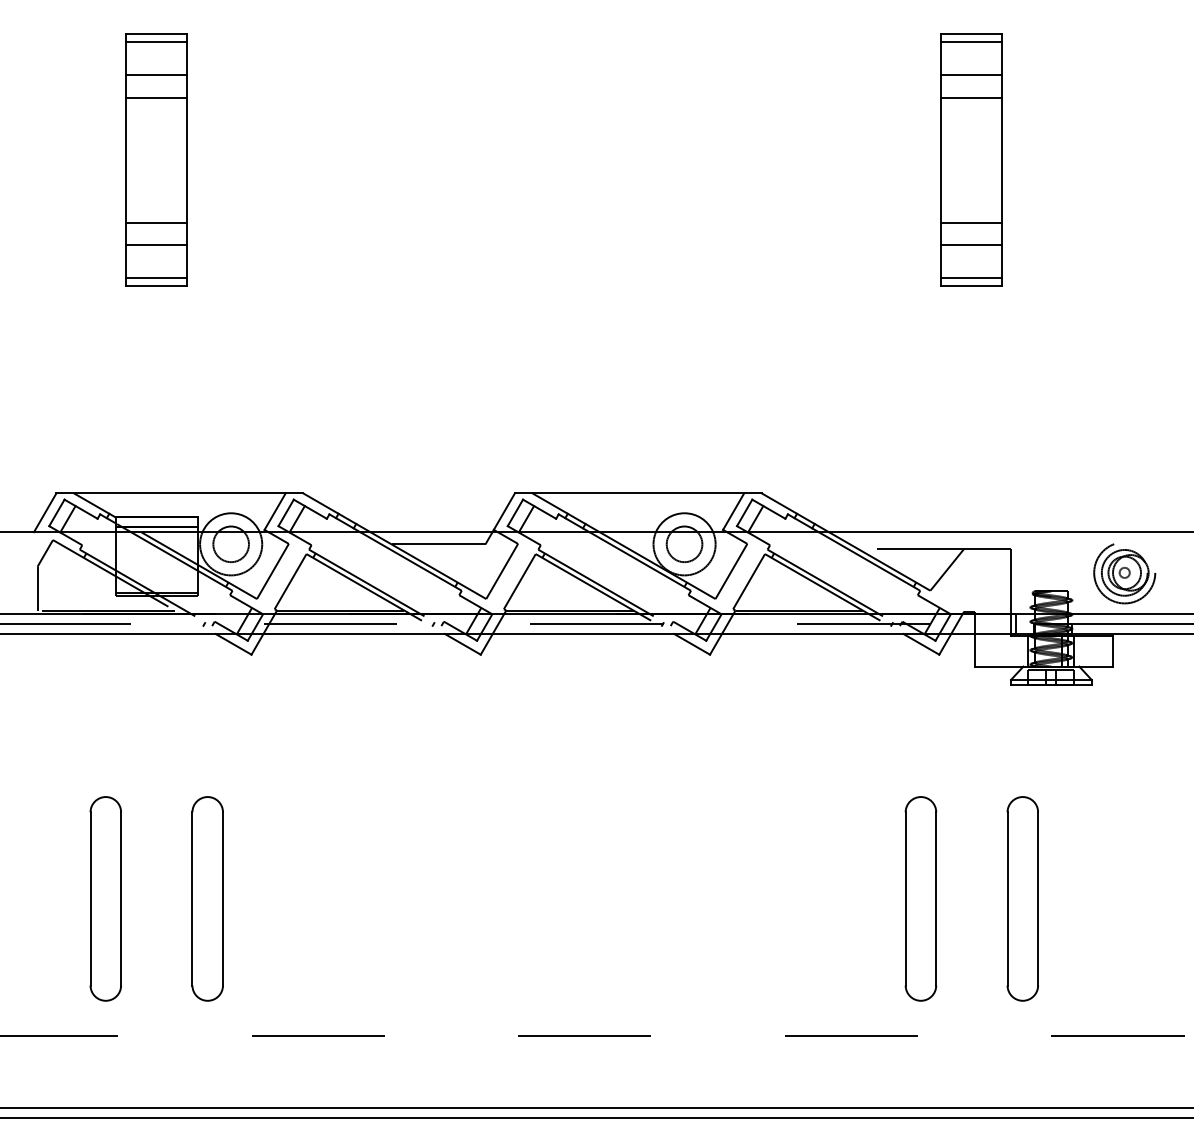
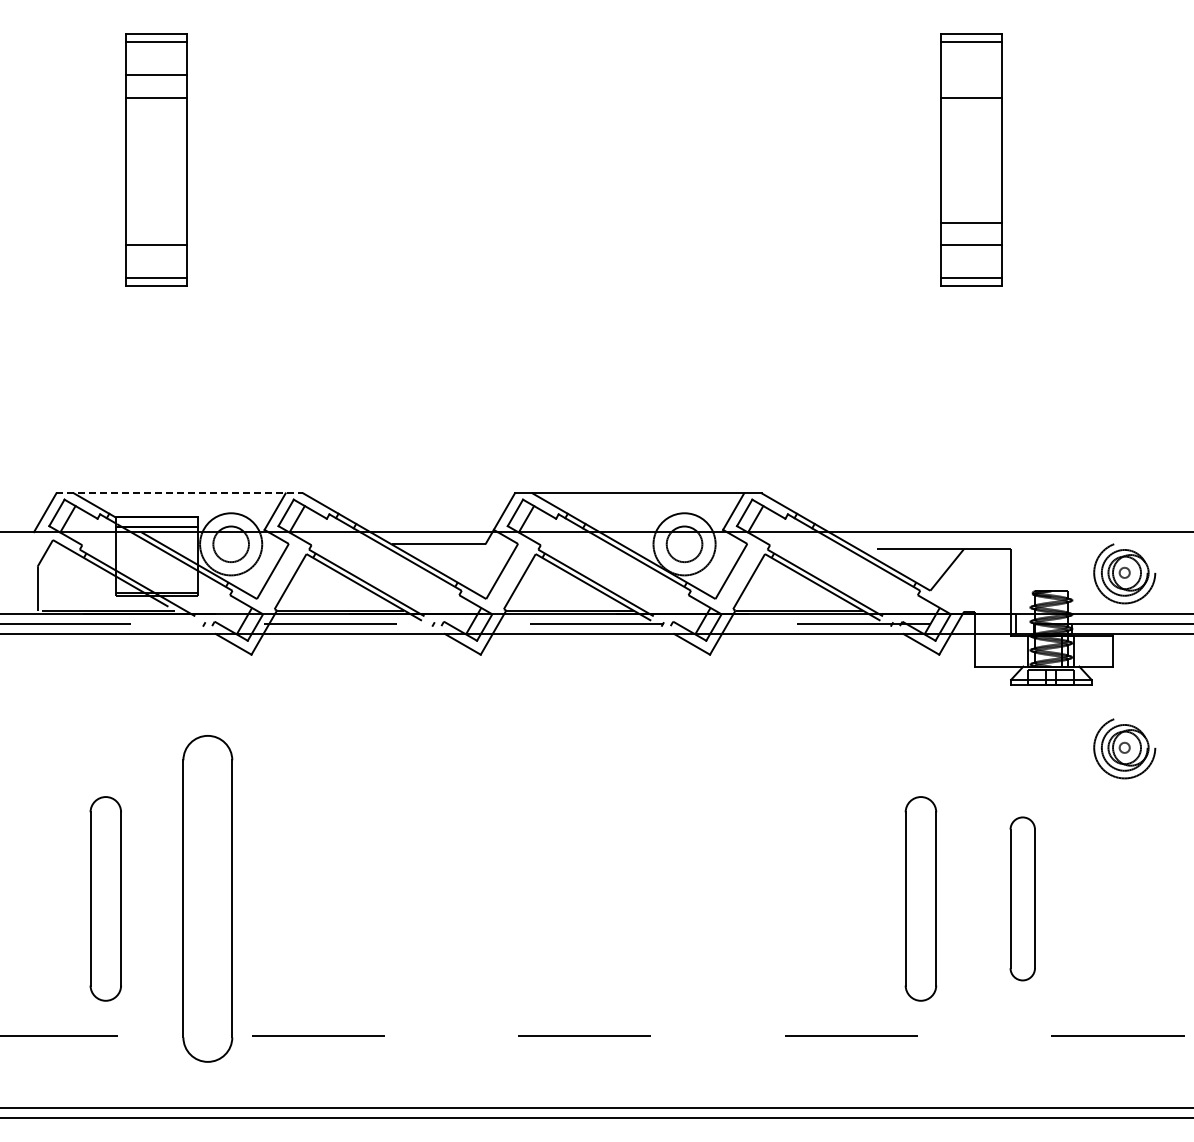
line: present -> none (971, 75)
line: present -> none (156, 222)
line: solid -> dashed (180, 493)
part: none -> present (1124, 748)
part size: 33x206 px -> 52x328 px (207, 898)
part size: 33x206 px -> 27x166 px (1022, 898)
